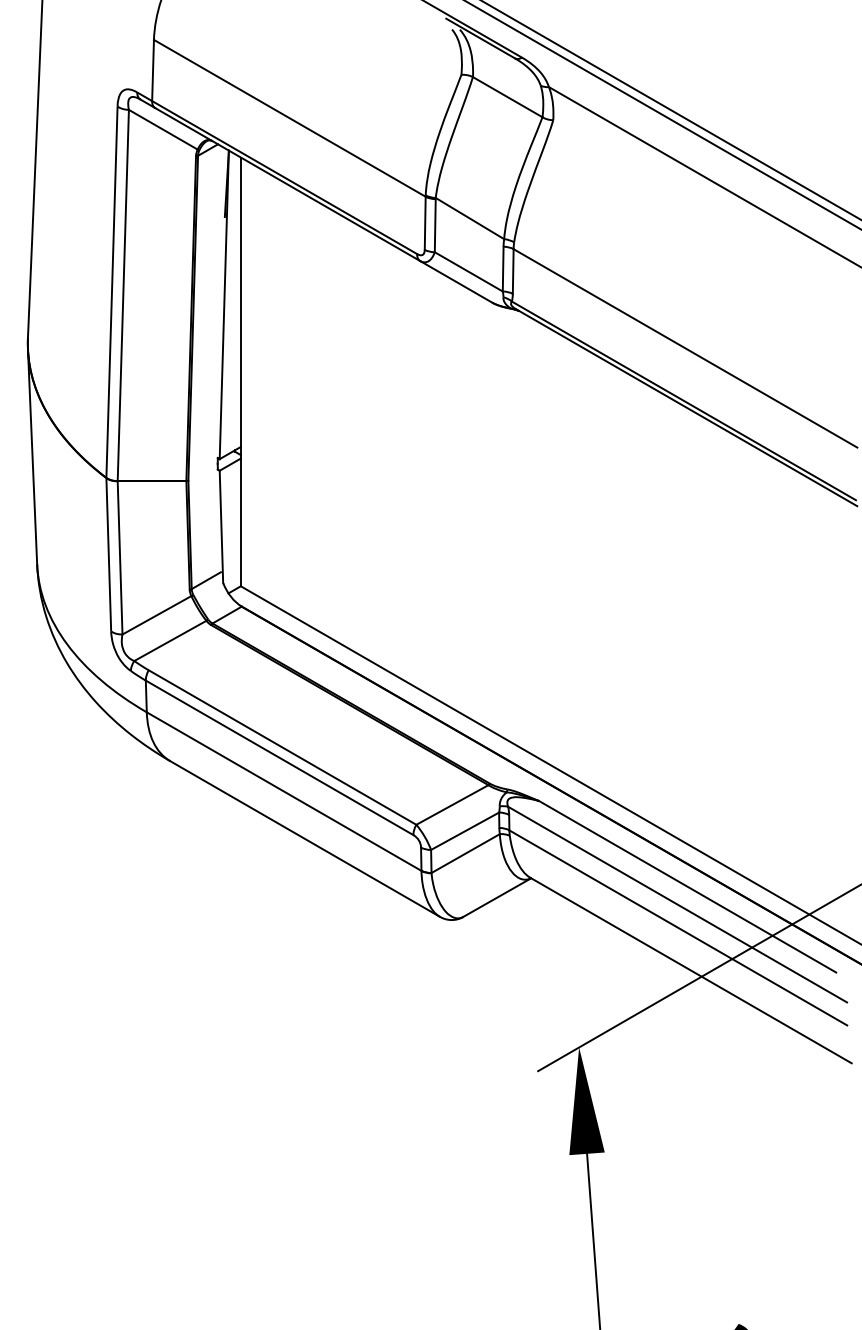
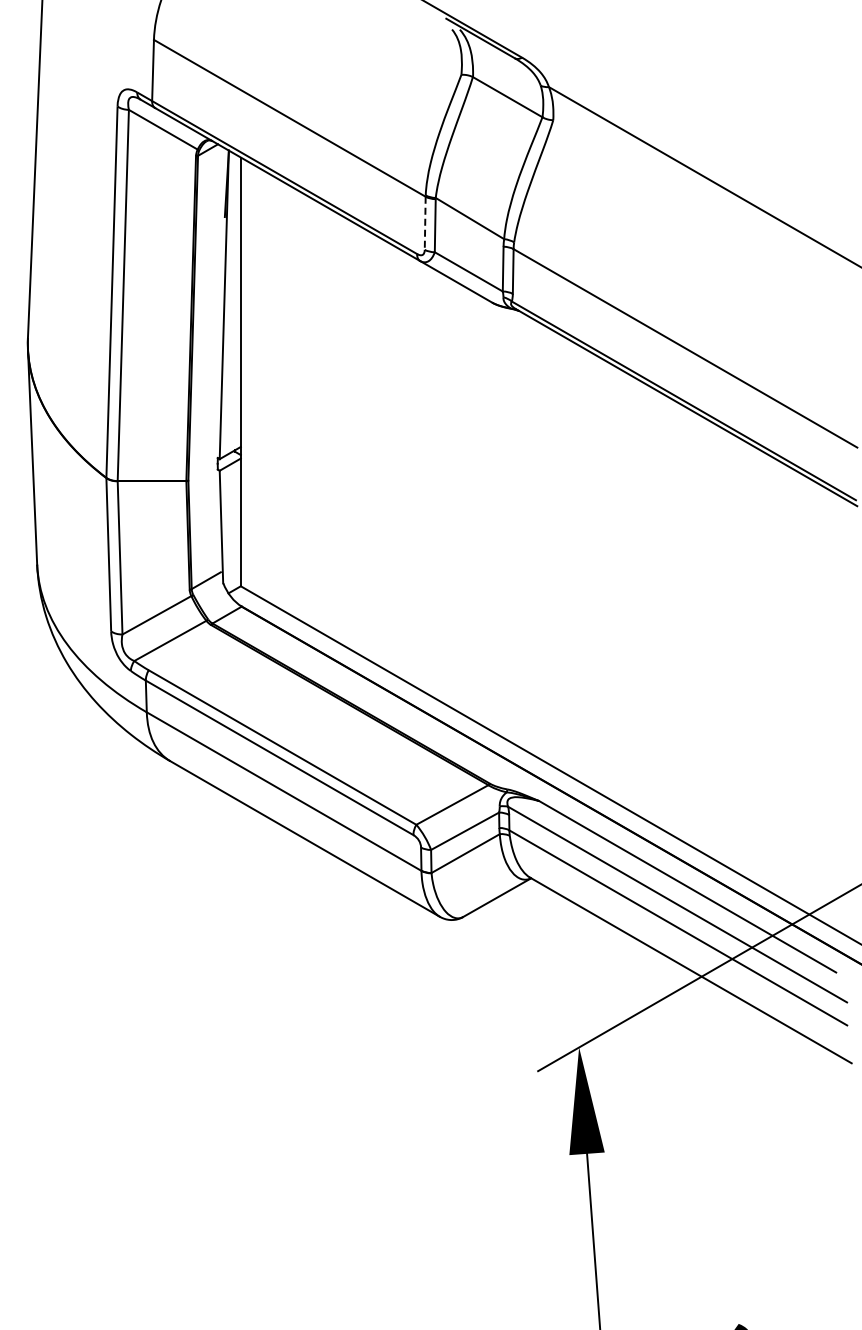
line: present -> none (670, 110)
line: present -> none (662, 115)
line: solid -> dashed (425, 223)
